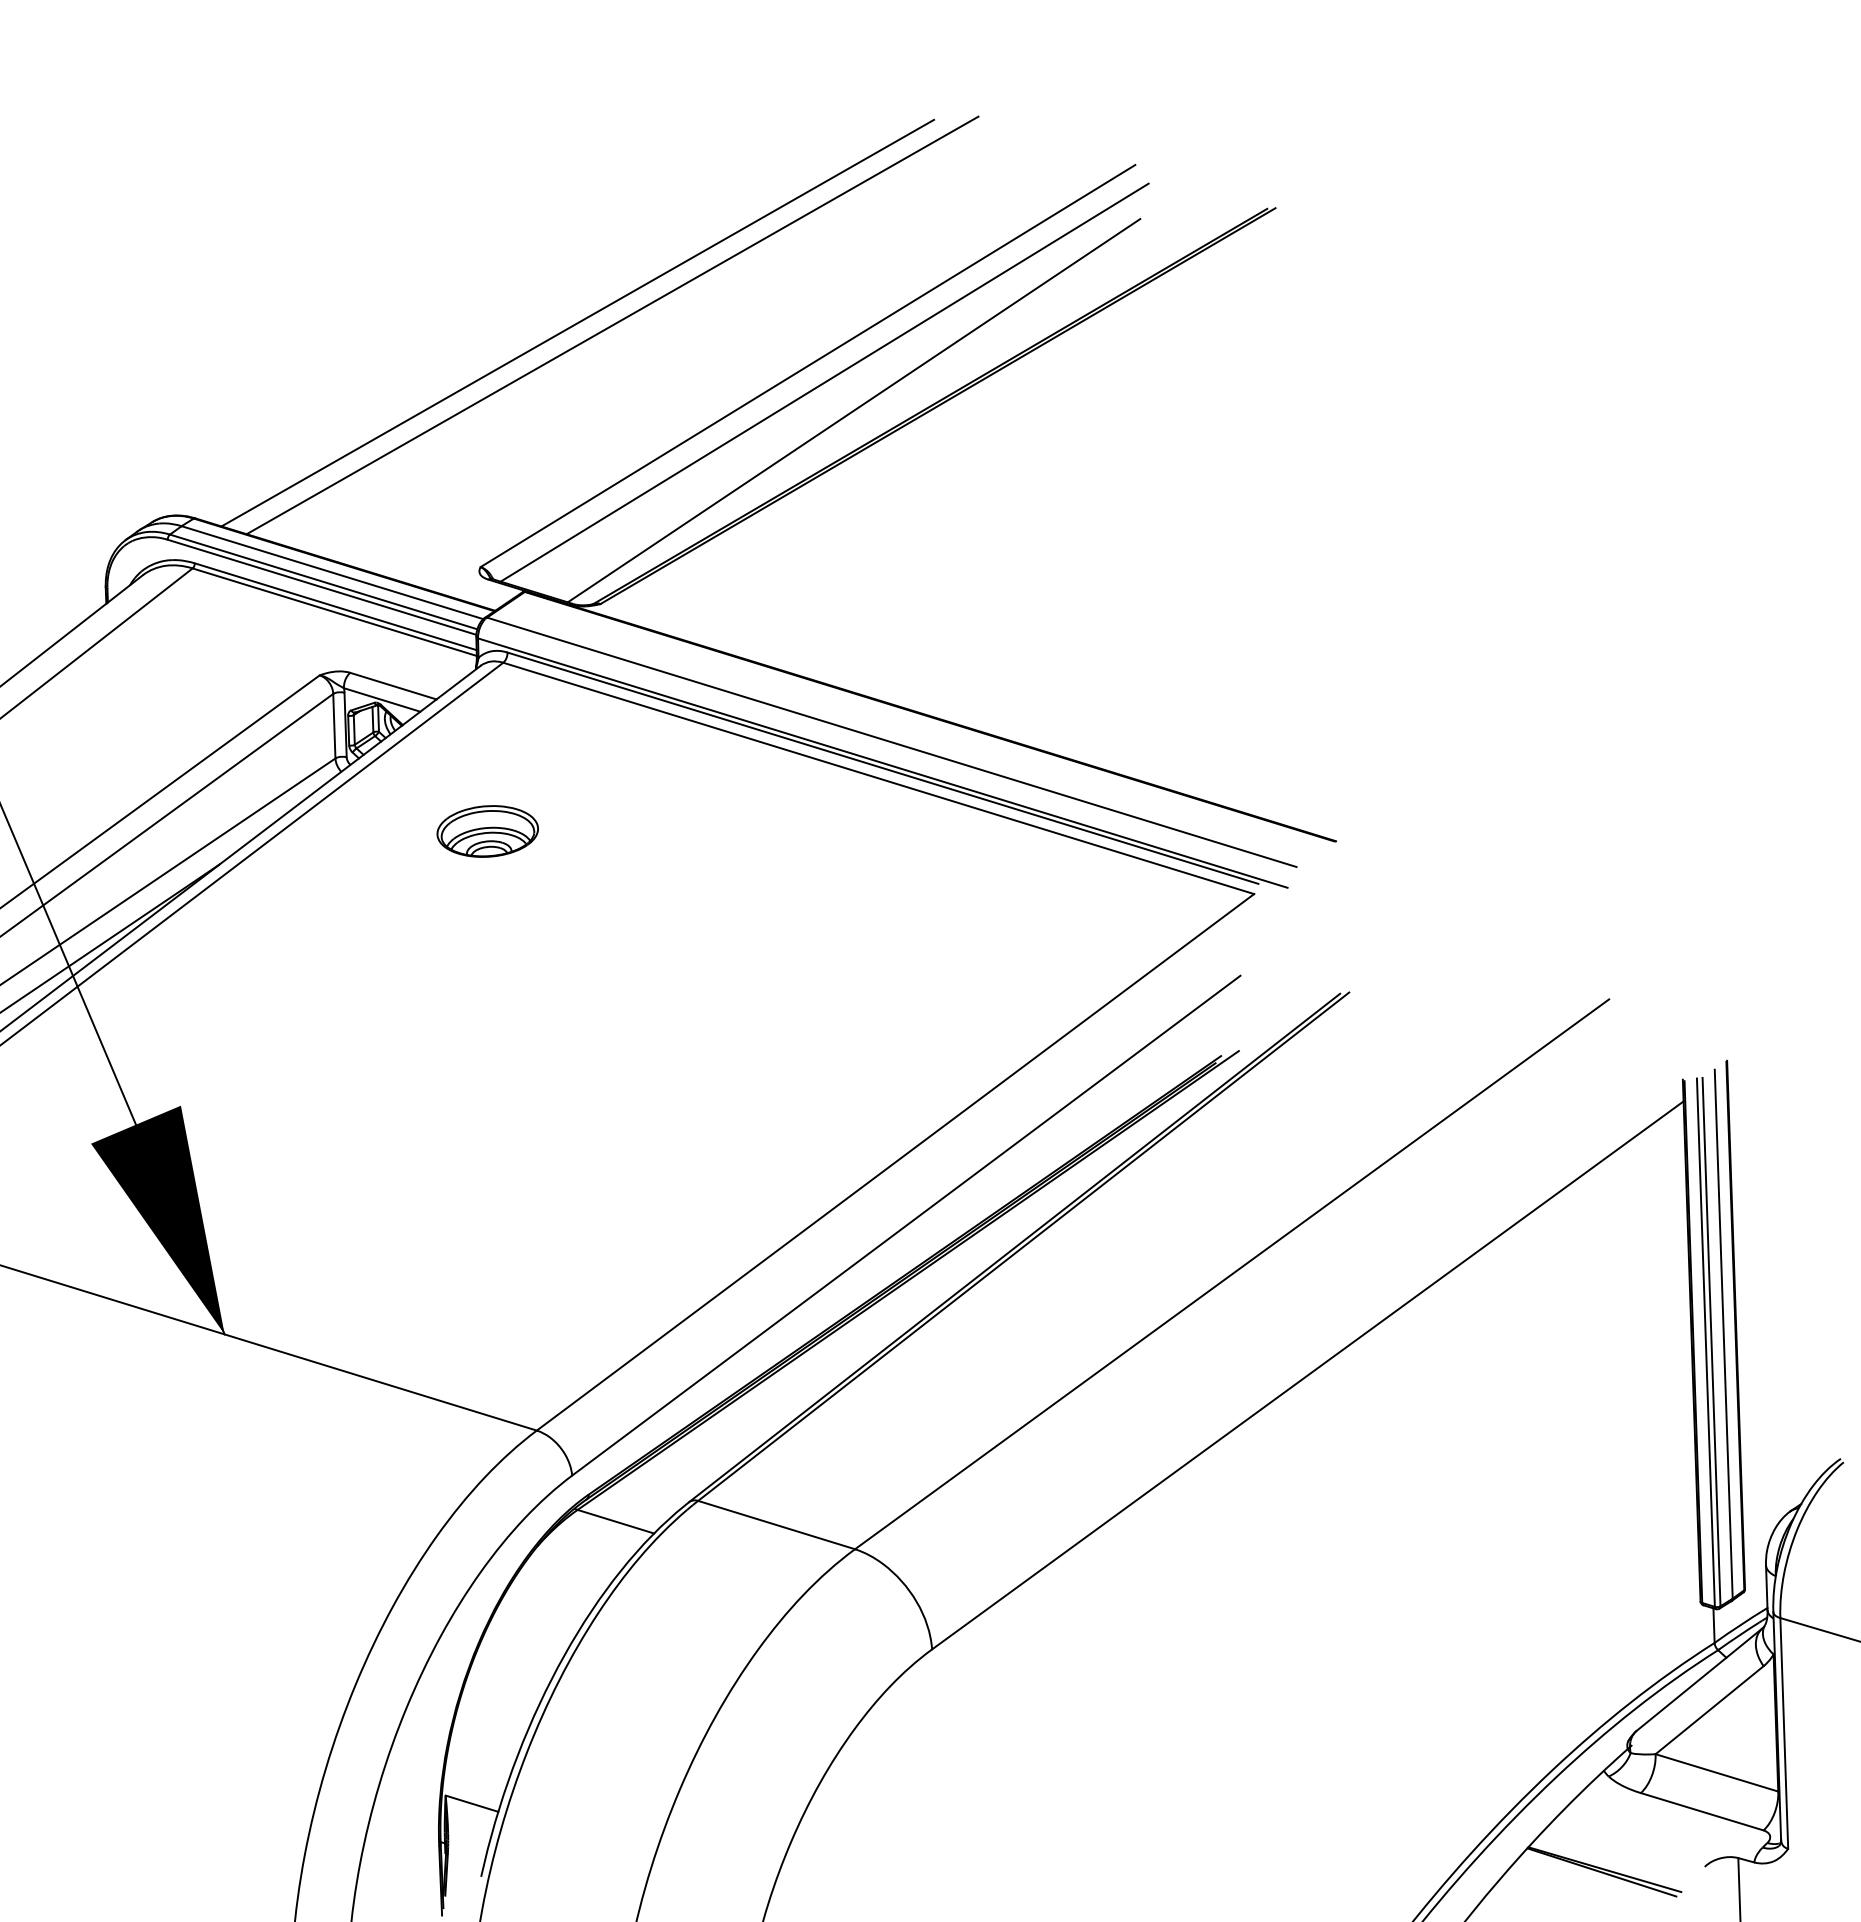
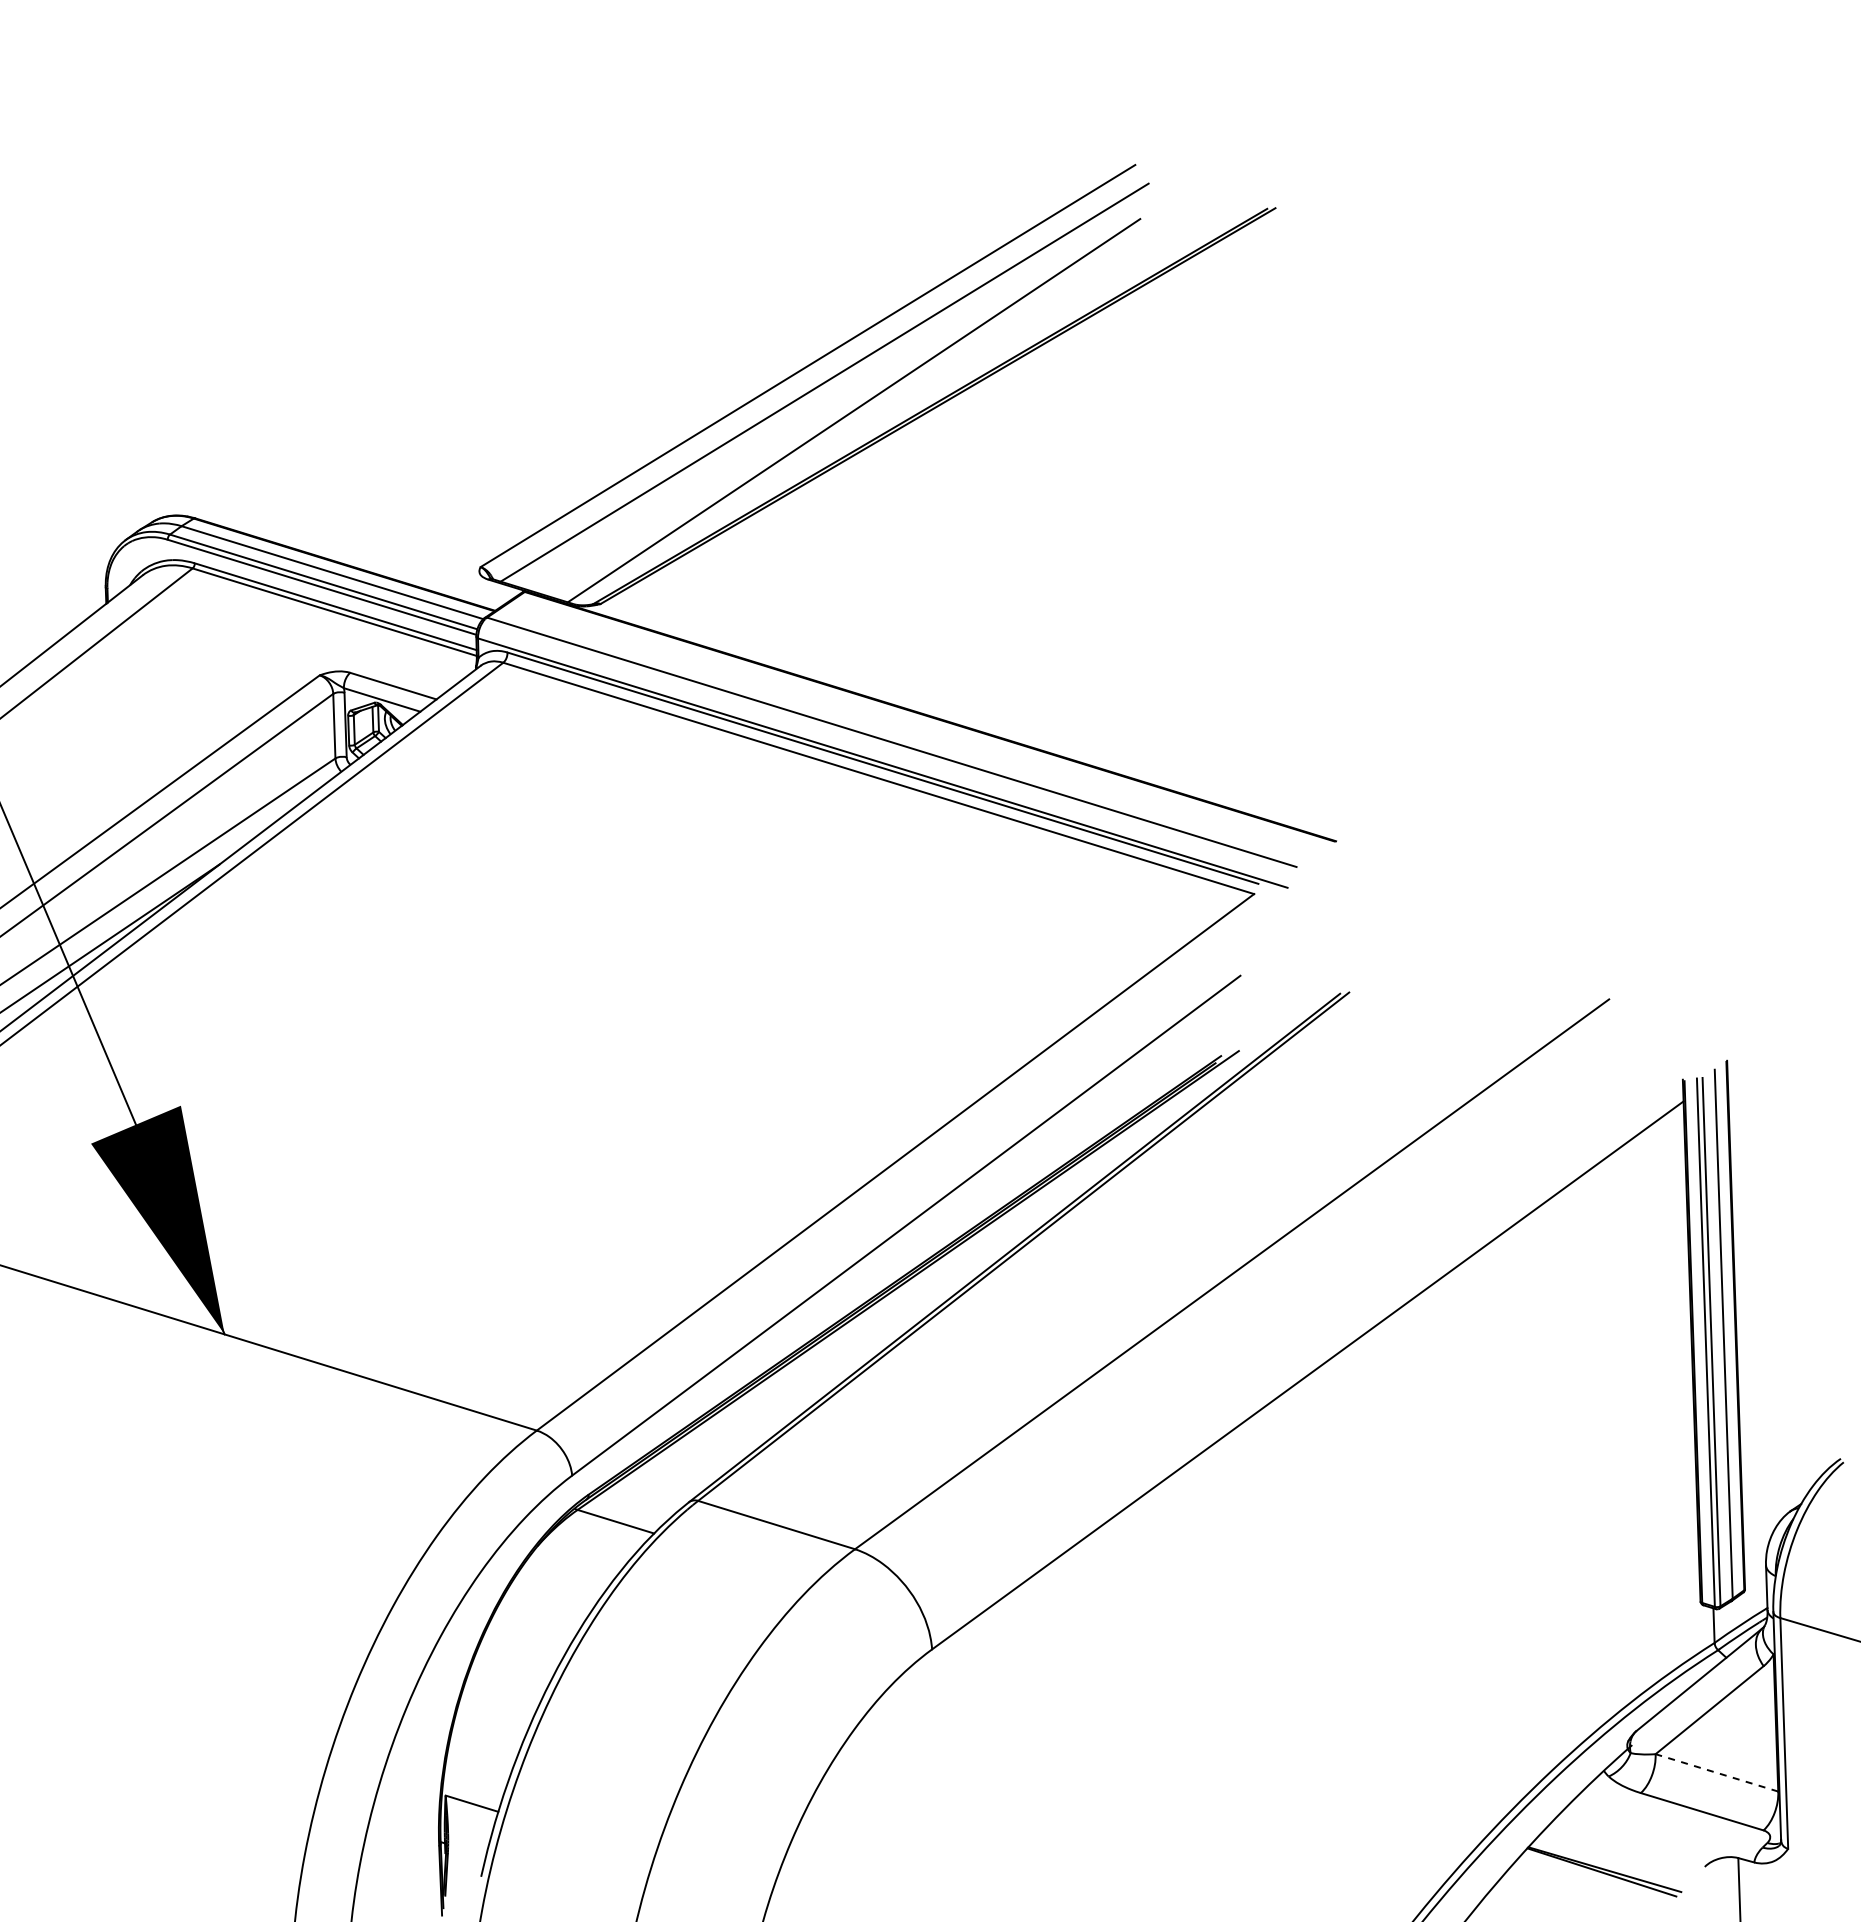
line: present -> none (577, 322)
line: present -> none (612, 325)
part: present -> none (487, 831)
line: solid -> dashed (1716, 1772)
